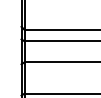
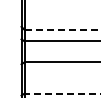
line: solid -> dashed (62, 29)
line: solid -> dashed (62, 93)
